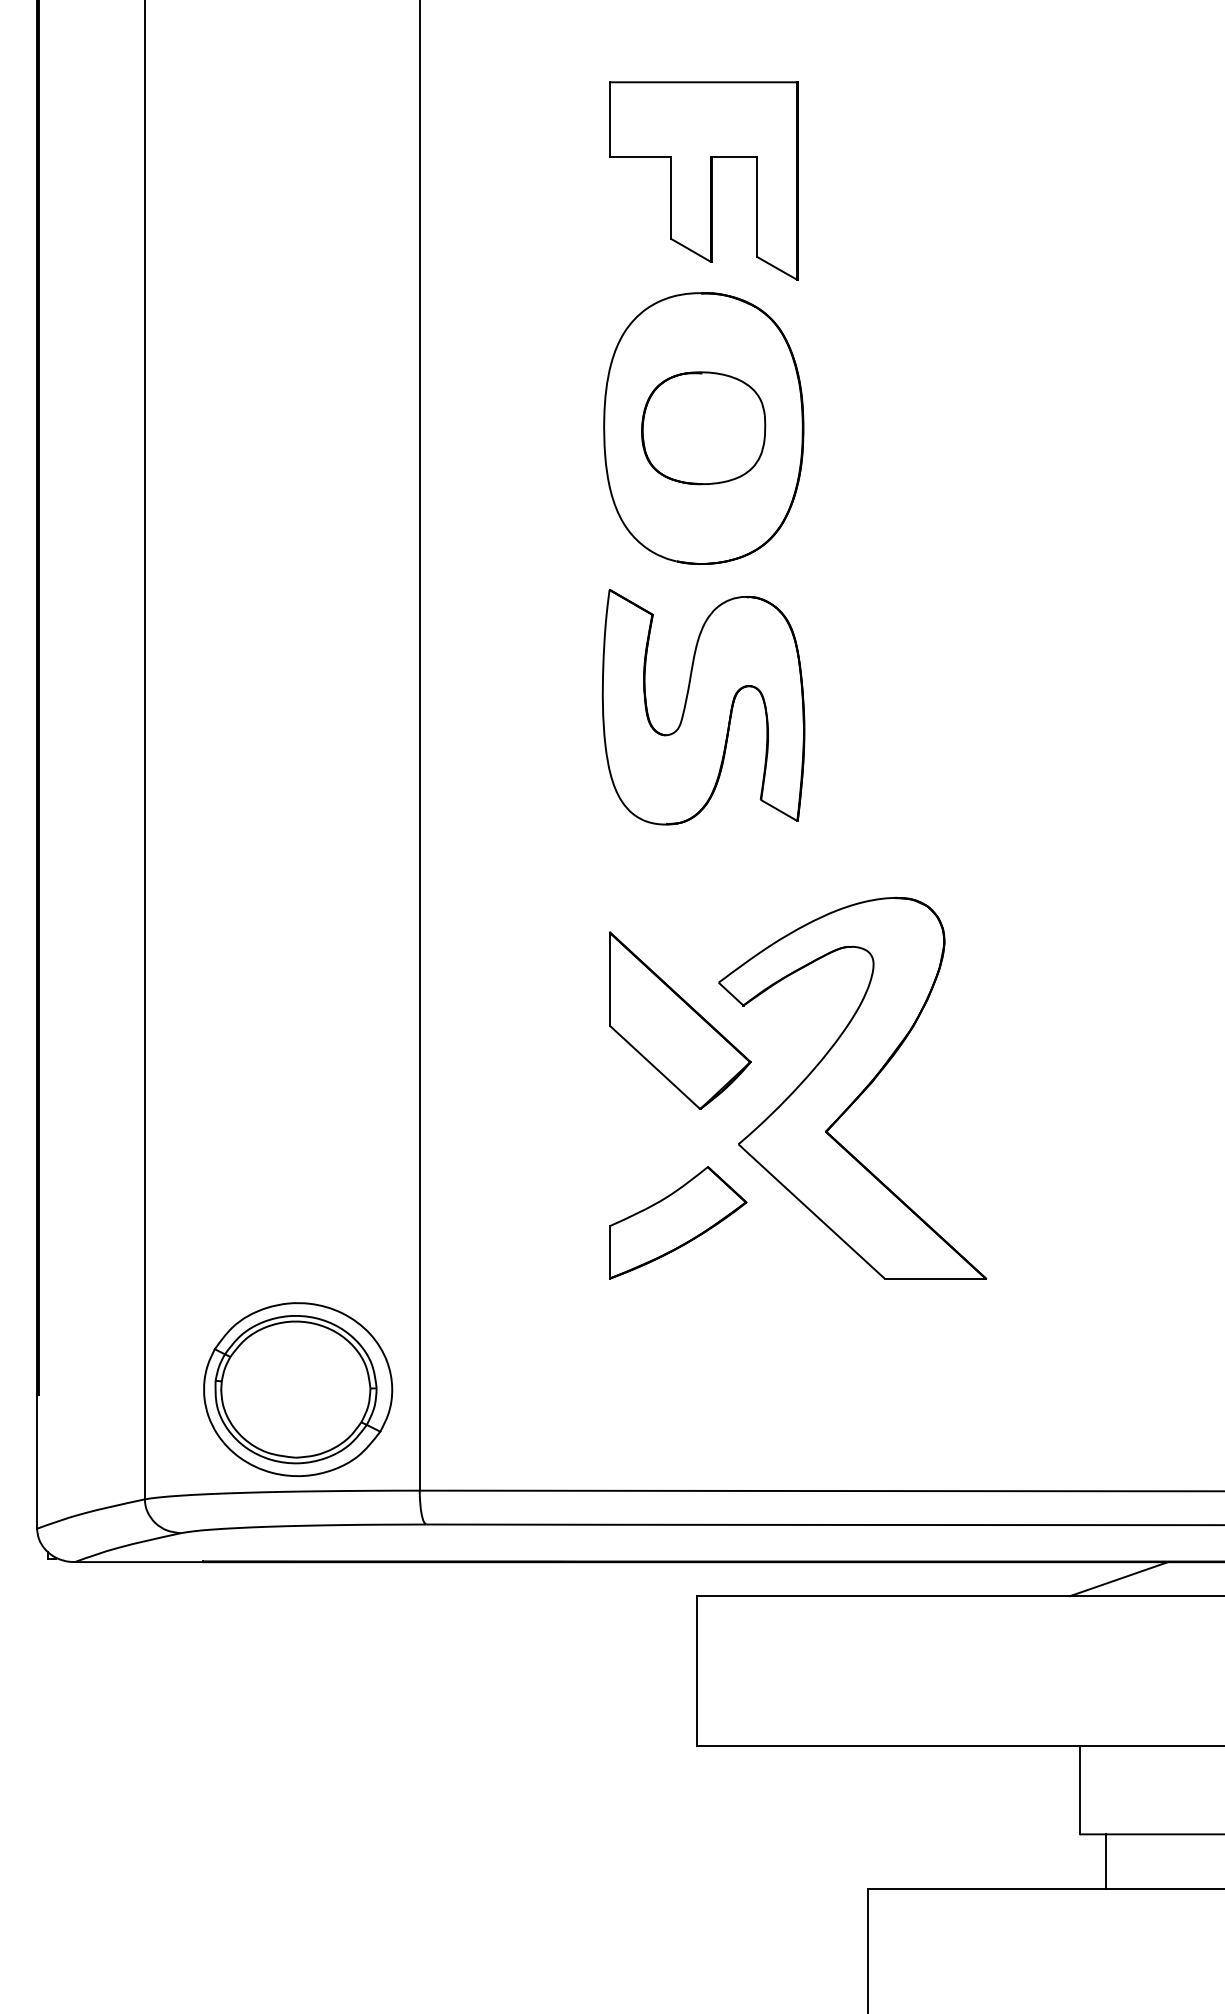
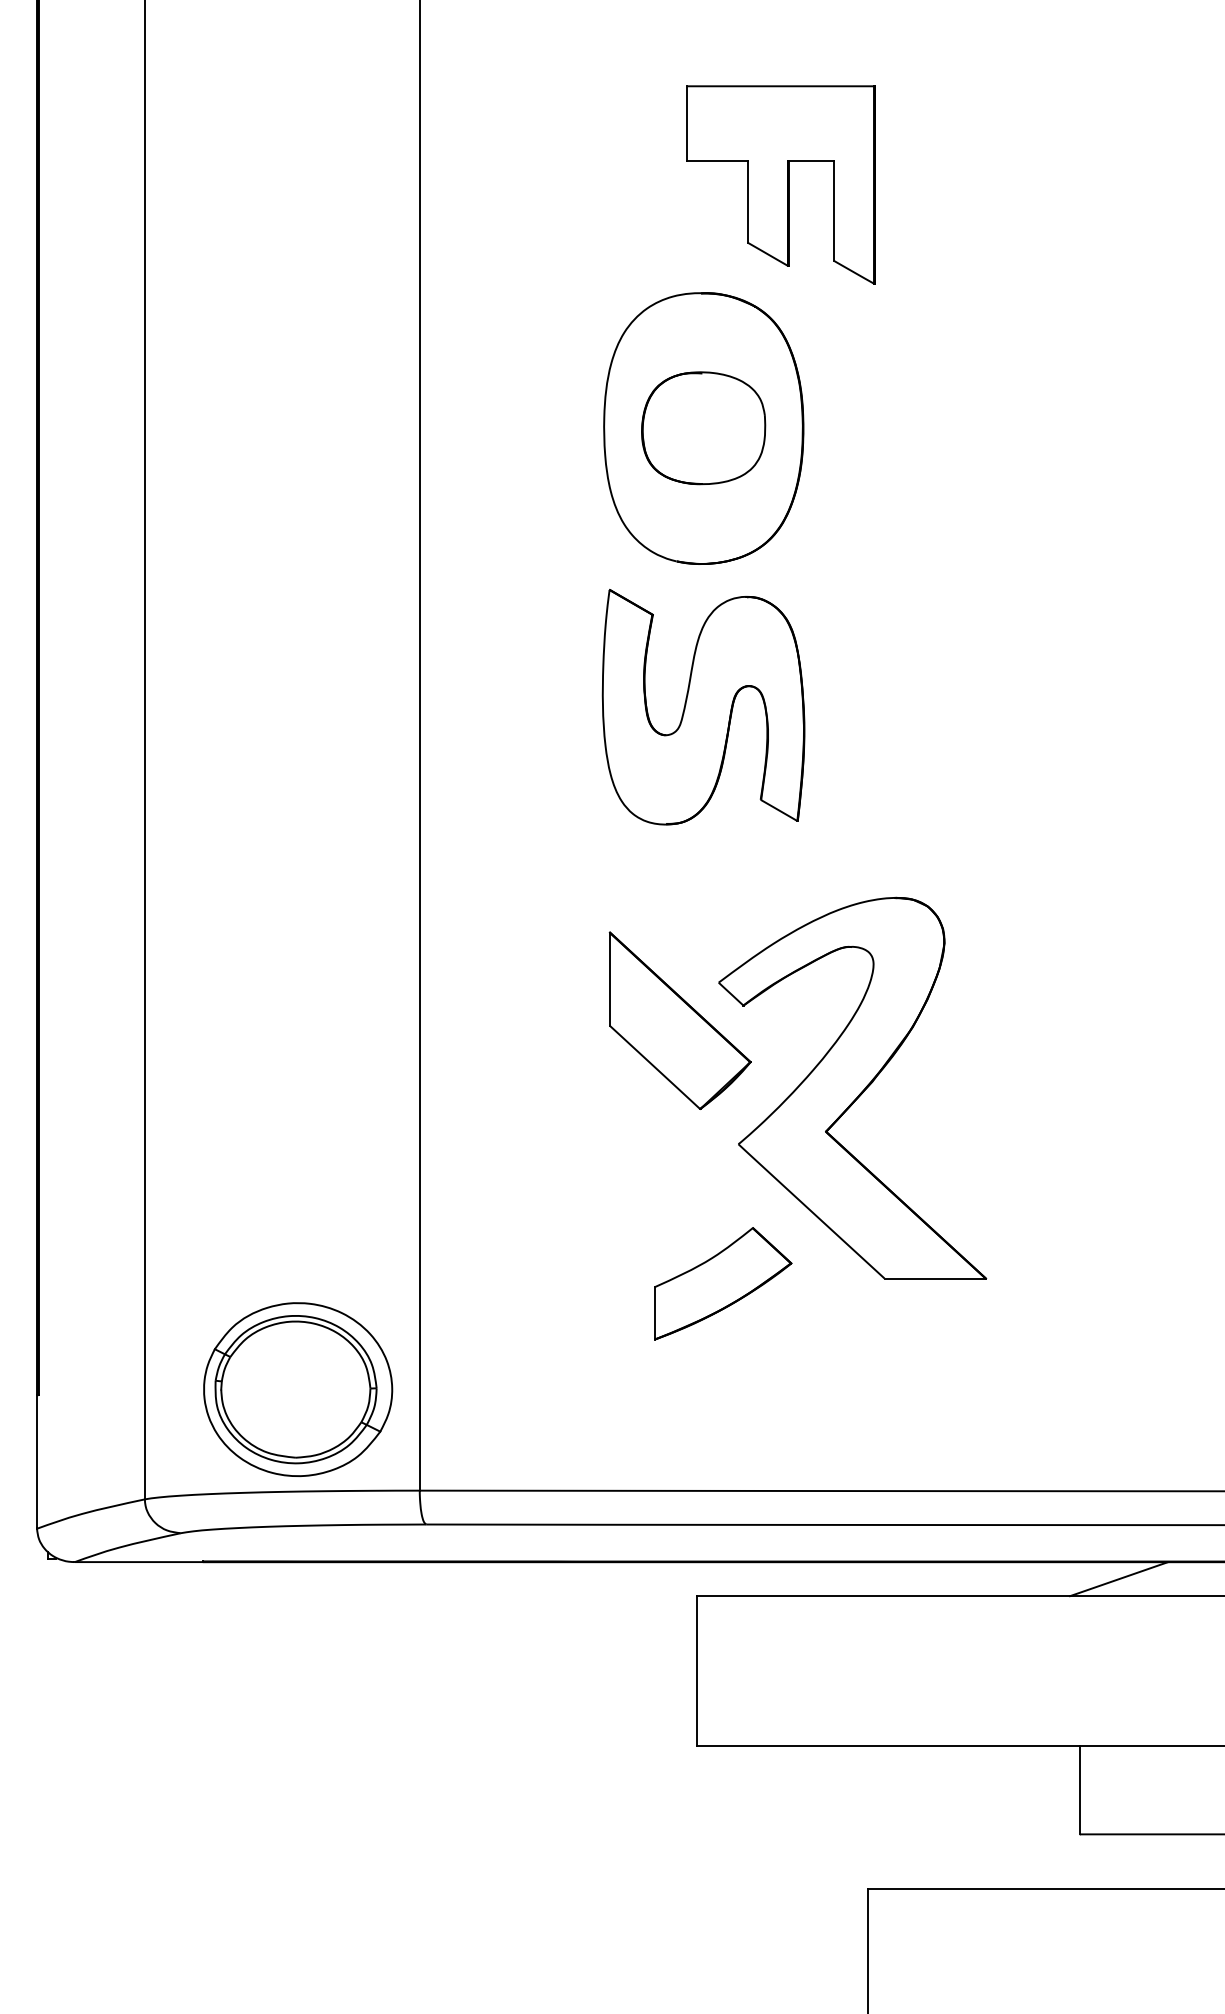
part position: (703, 180) -> (780, 184) (780, 184)
part position: (678, 1222) -> (723, 1283) (723, 1283)
line: present -> none (1106, 1861)
